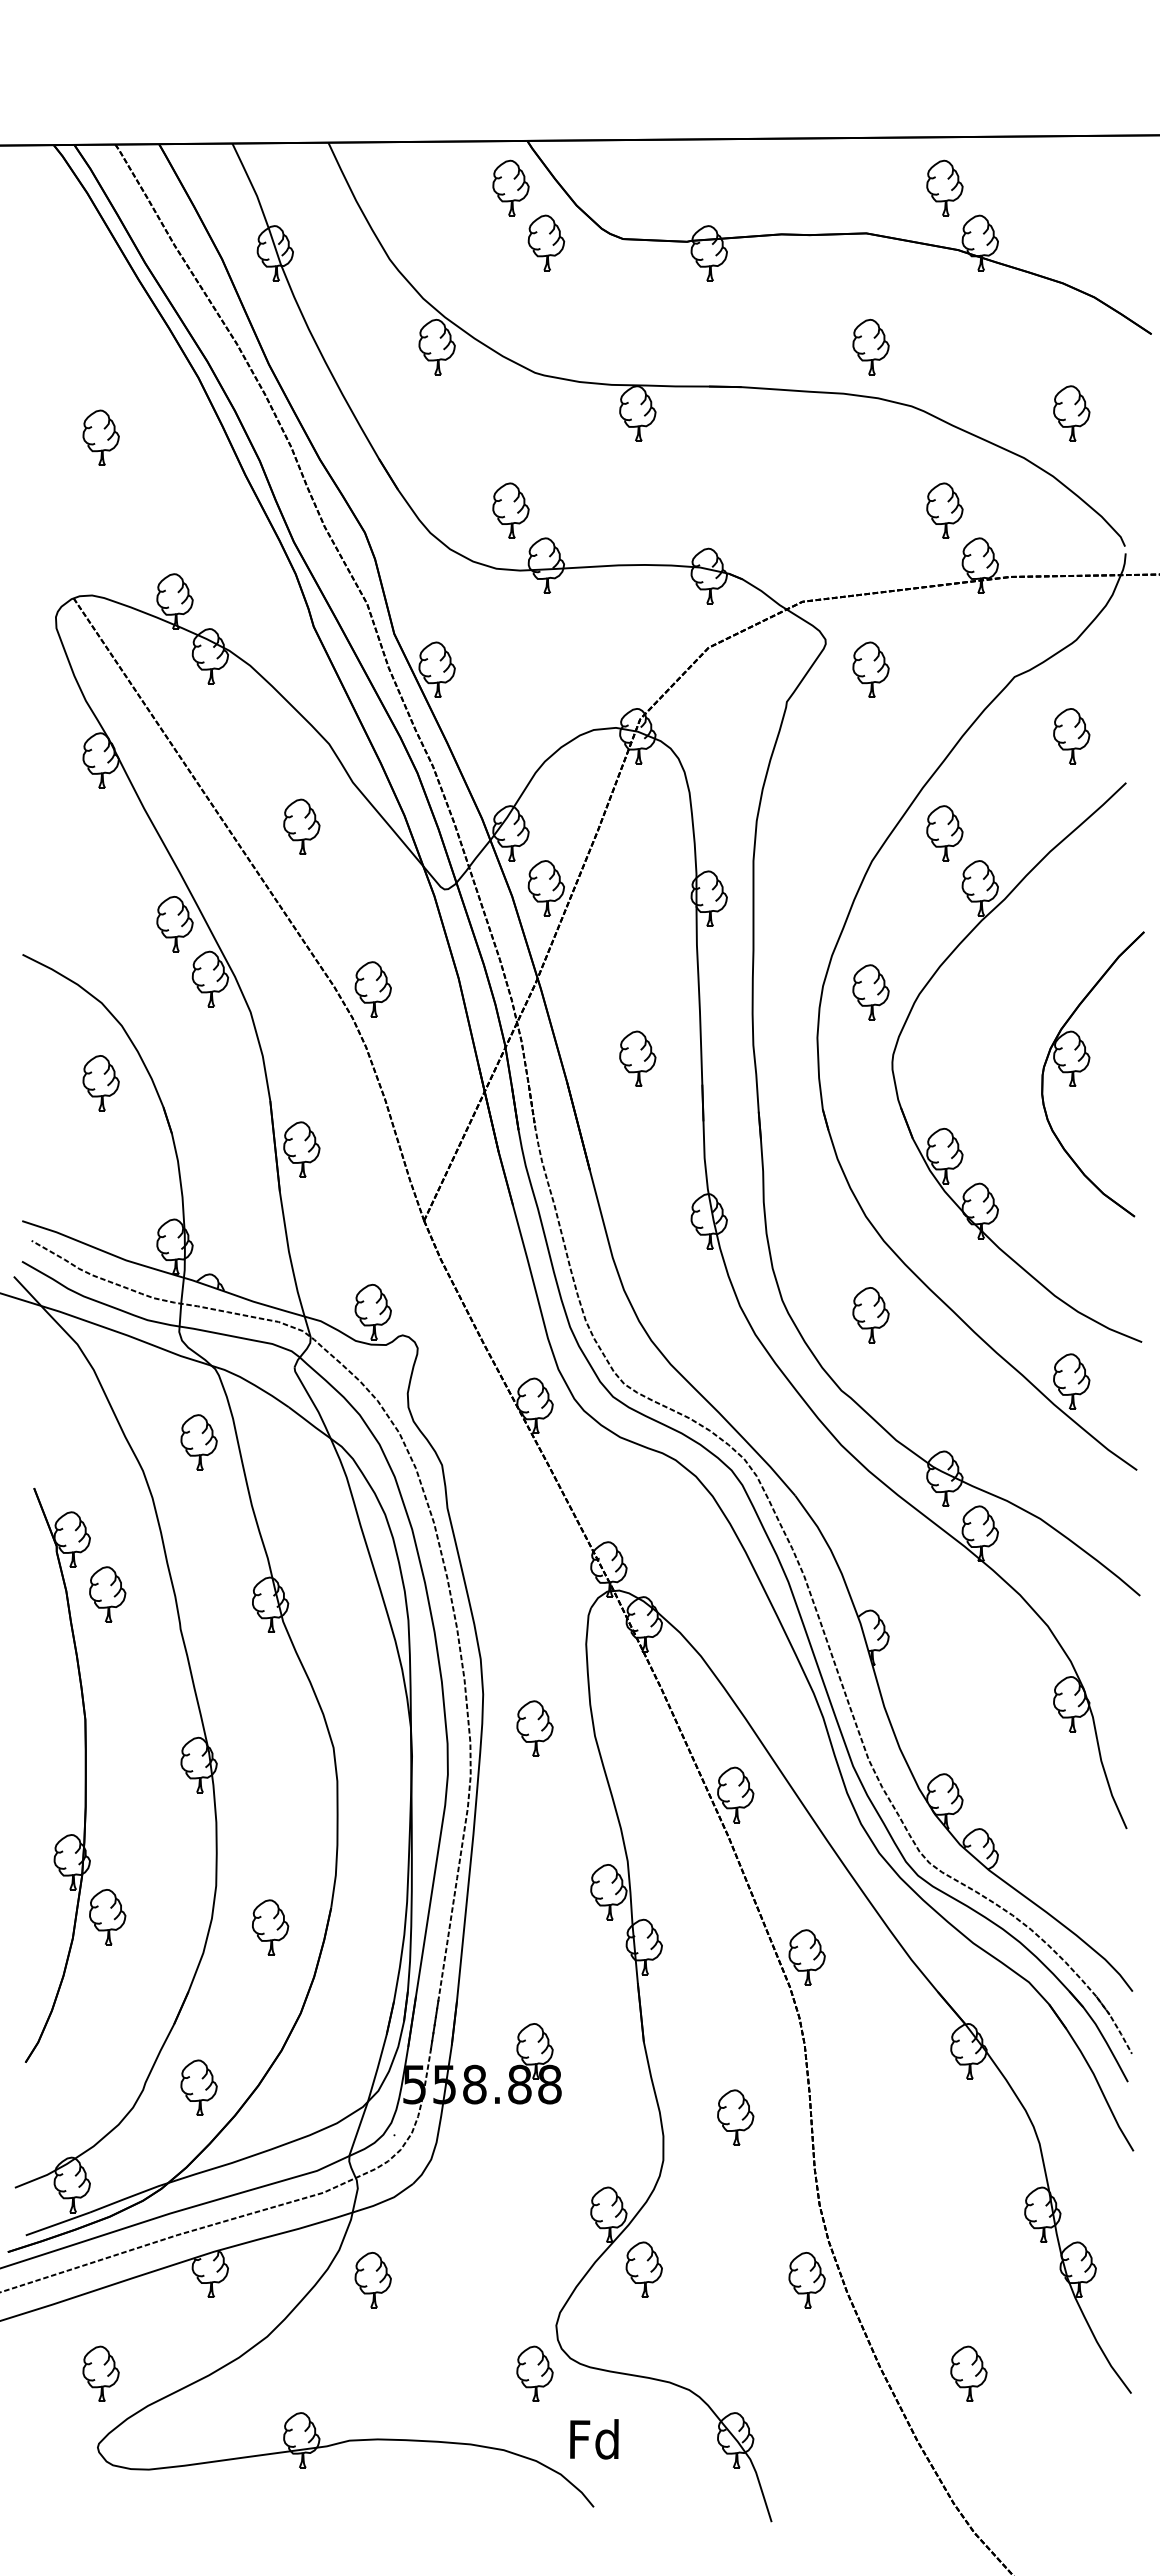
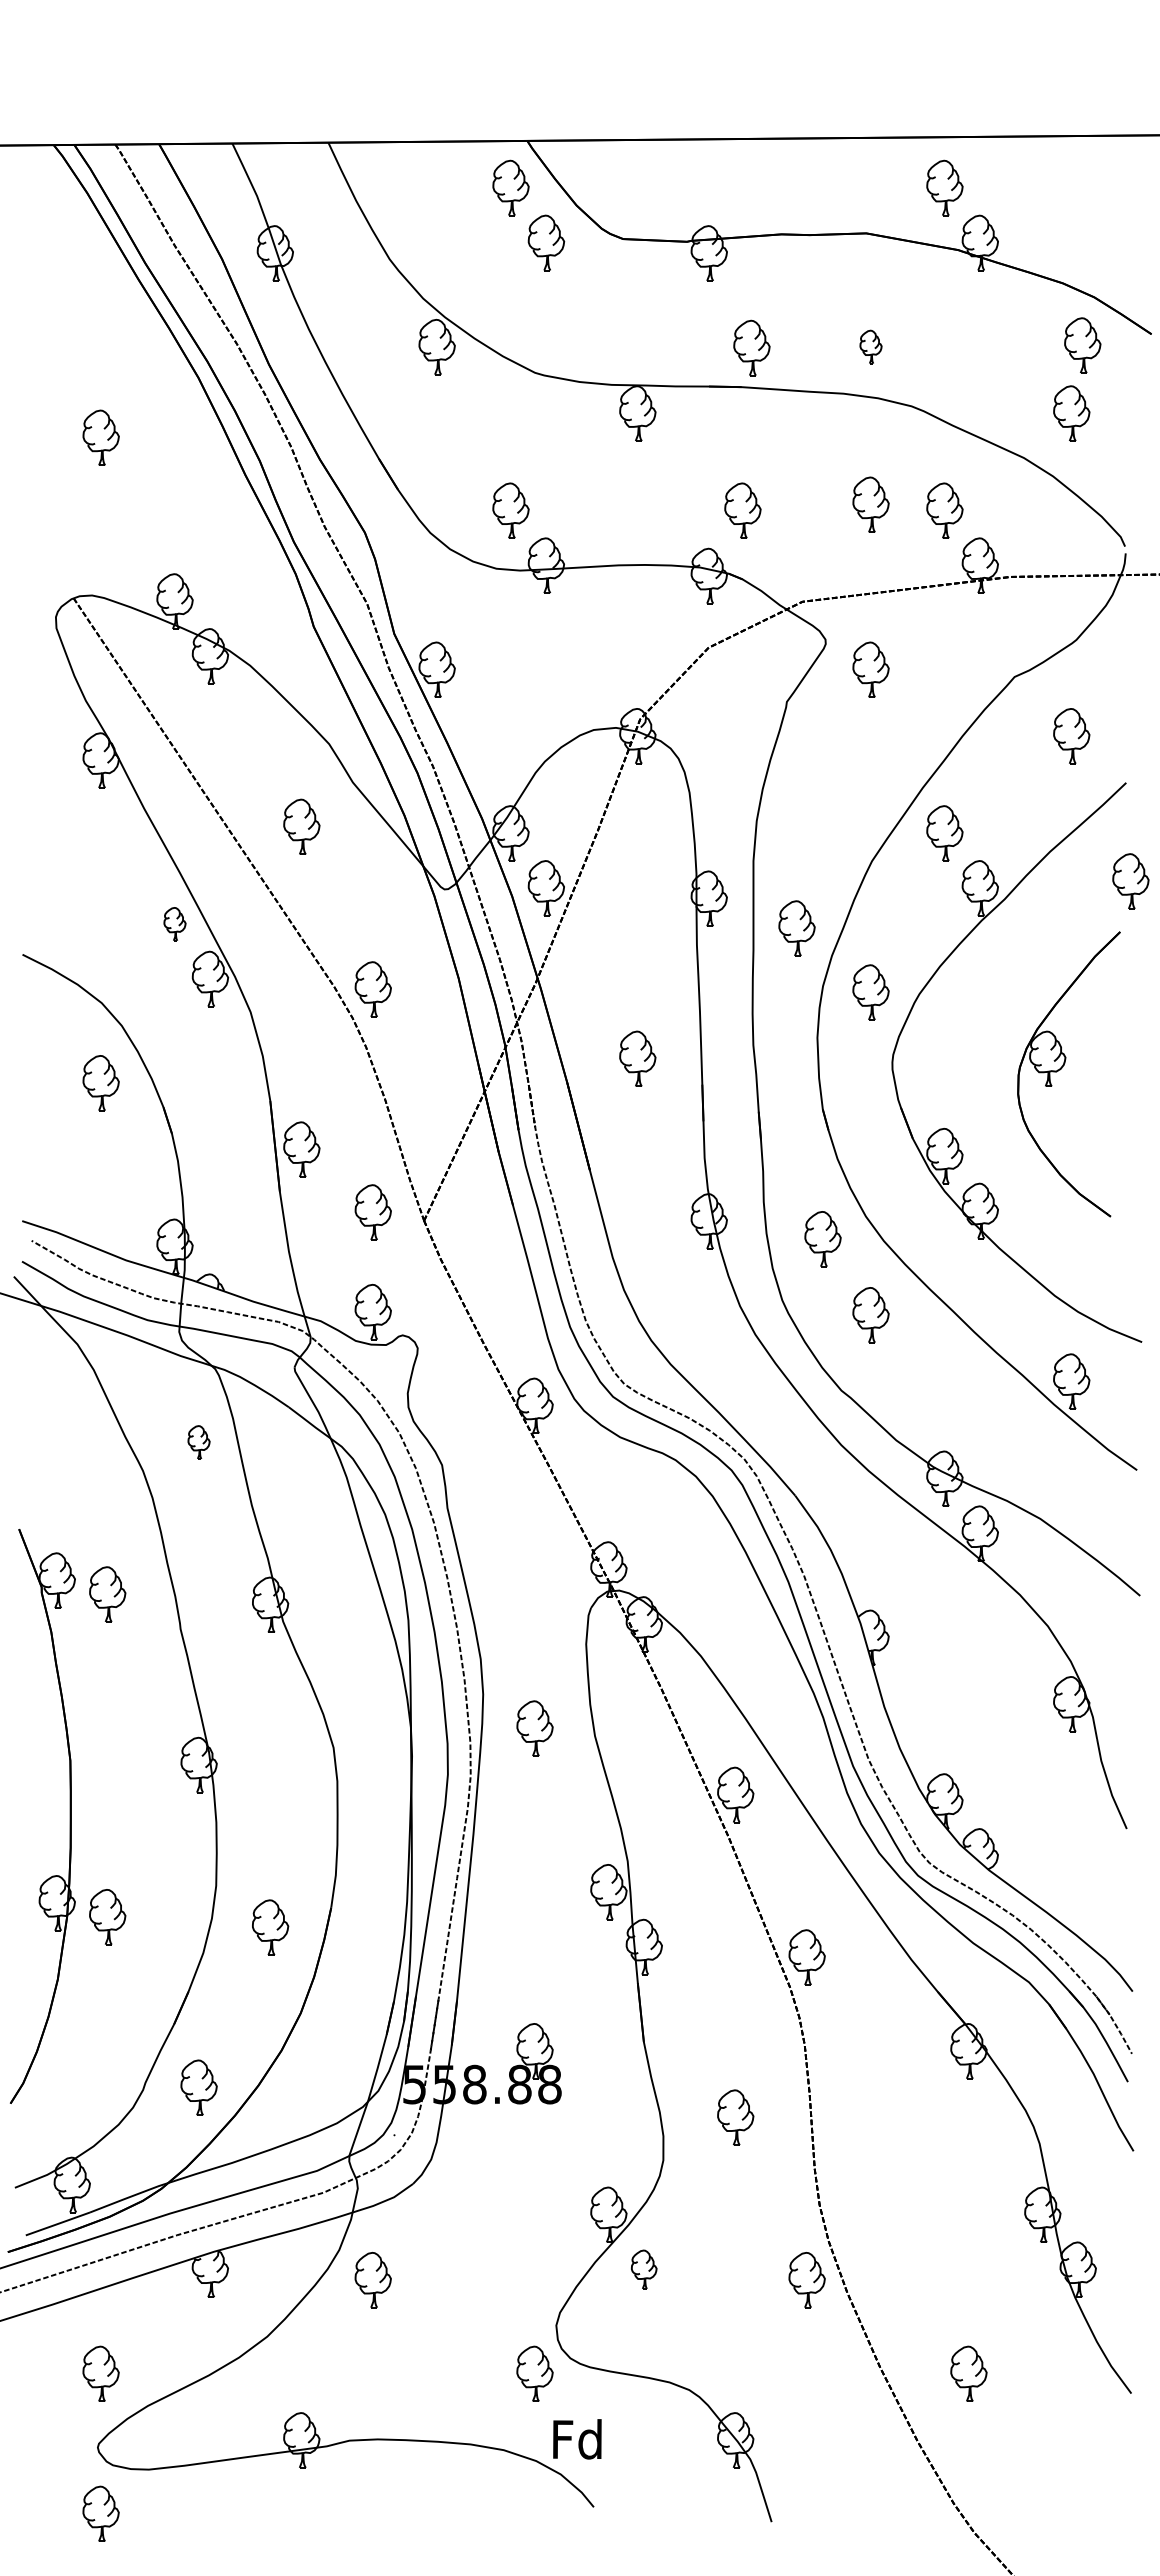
part: none -> present (1082, 345)
part size: 38x58 px -> 24x36 px (870, 346)
part: none -> present (751, 347)
part: none -> present (870, 504)
part: none -> present (742, 510)
part: none -> present (1130, 881)
part size: 38x57 px -> 24x35 px (174, 924)
part: none -> present (796, 928)
part position: (1086, 1068) -> (1062, 1068) (1062, 1068)
part: none -> present (372, 1212)
part: none -> present (822, 1239)
part size: 38x57 px -> 24x35 px (198, 1442)
part position: (84, 1774) -> (69, 1815) (69, 1815)
part size: 38x57 px -> 27x41 px (644, 2269)
text position: (594, 2439) -> (577, 2439) (577, 2439)
part: none -> present (100, 2513)
